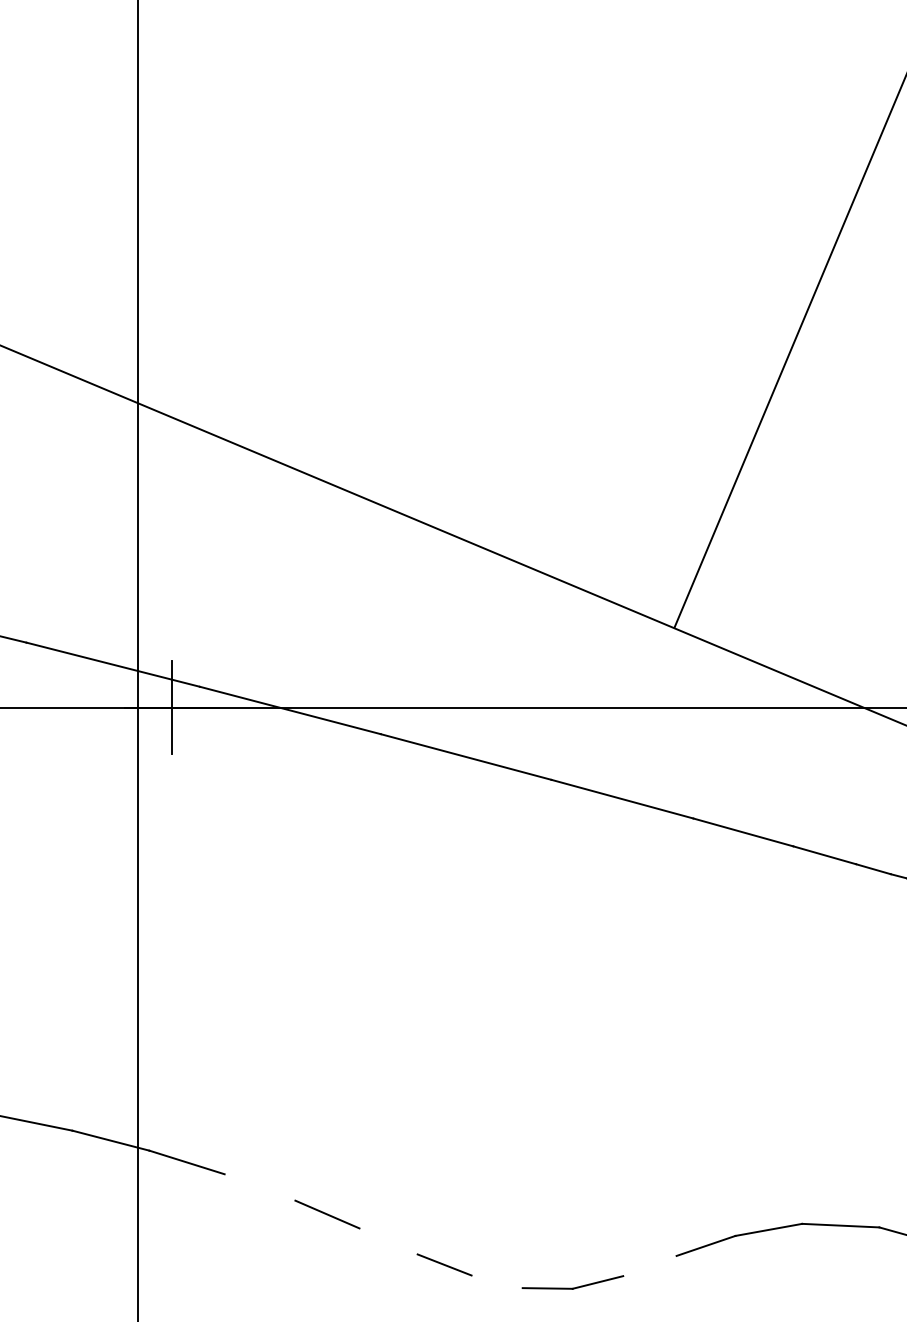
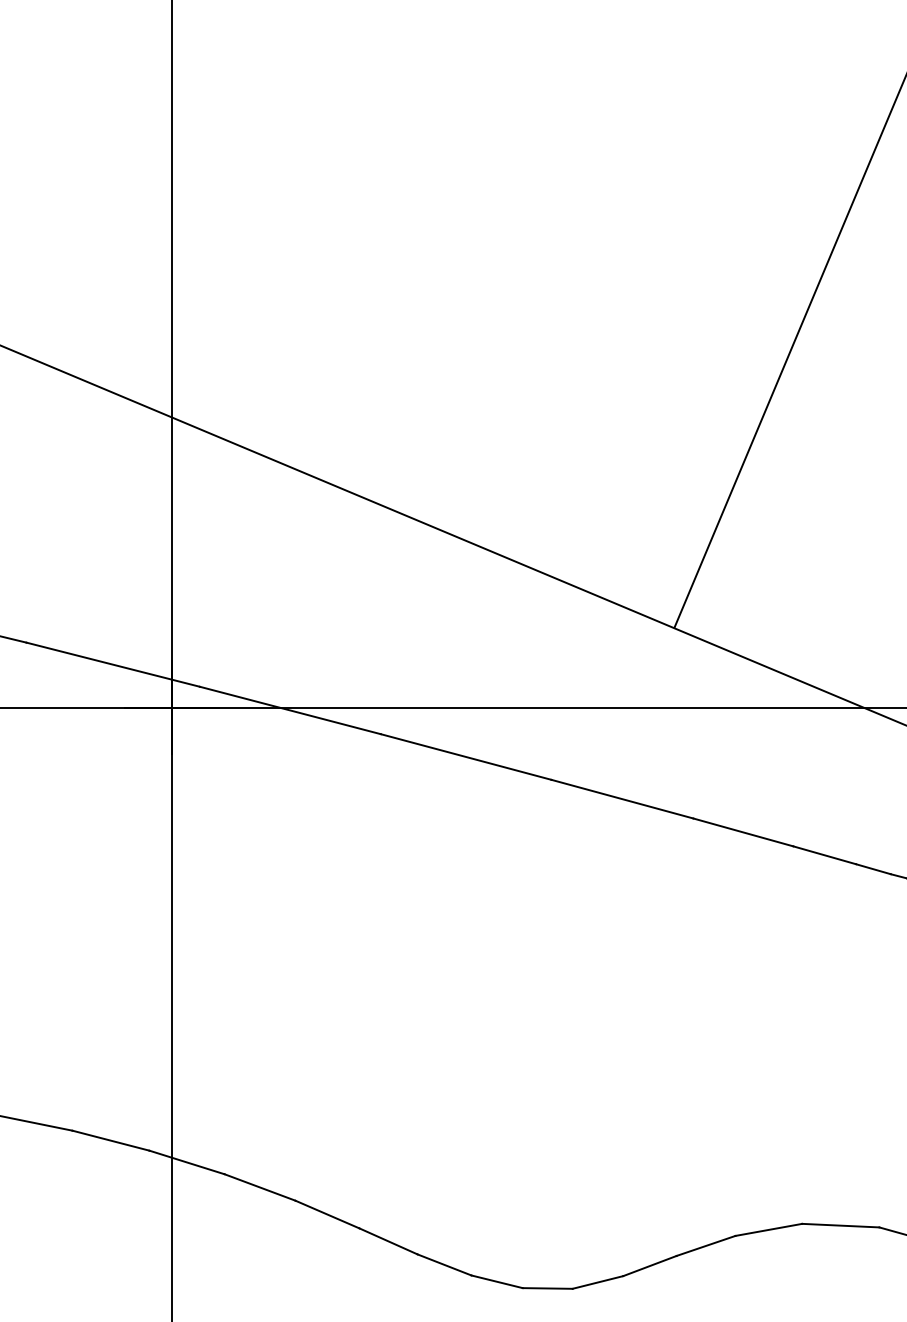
line position: (138, 660) -> (172, 660) (172, 660)
line: none -> present (259, 1187)
line: none -> present (388, 1241)
line: none -> present (649, 1265)
line: none -> present (496, 1281)
